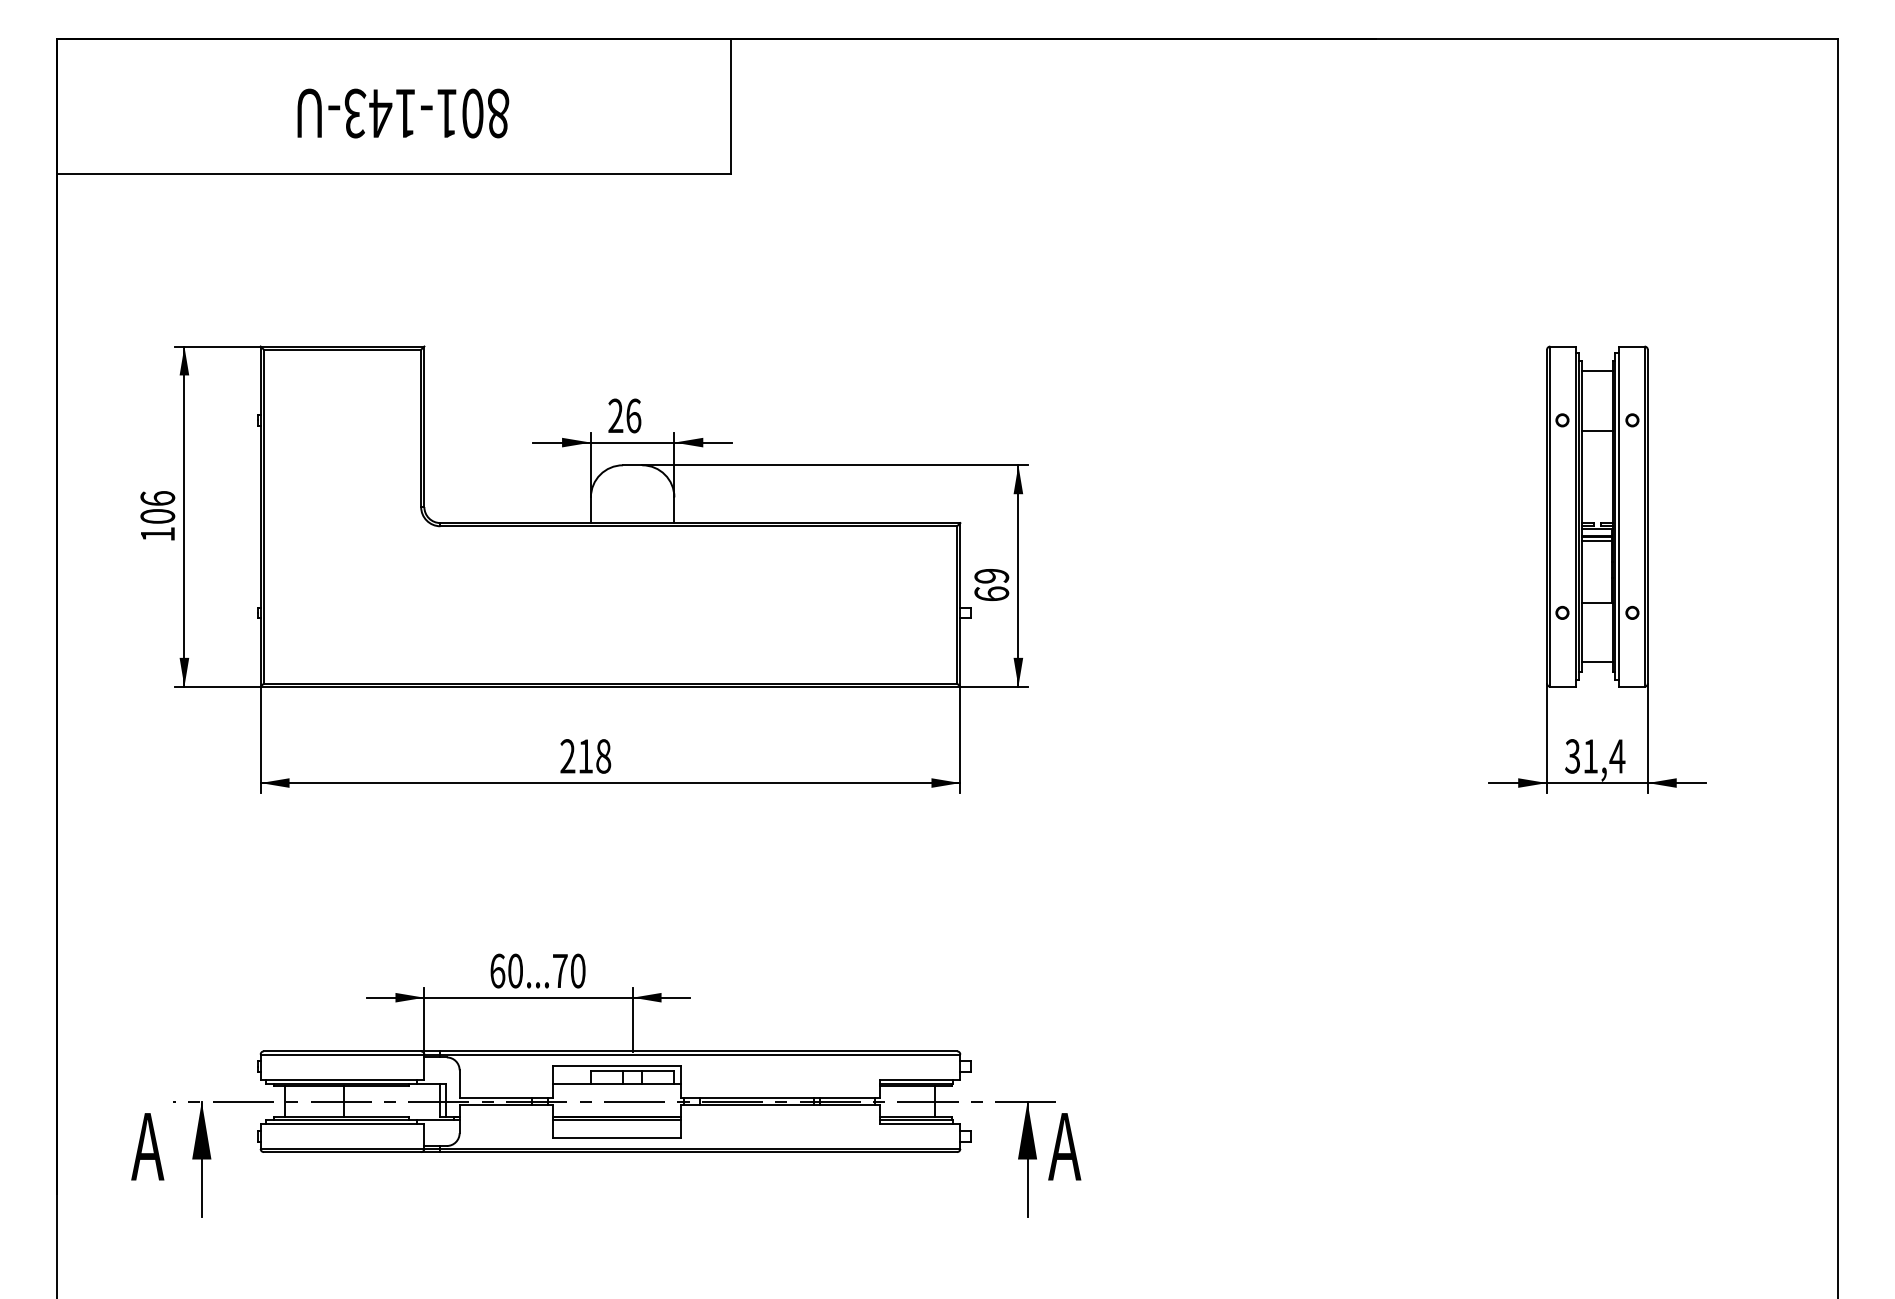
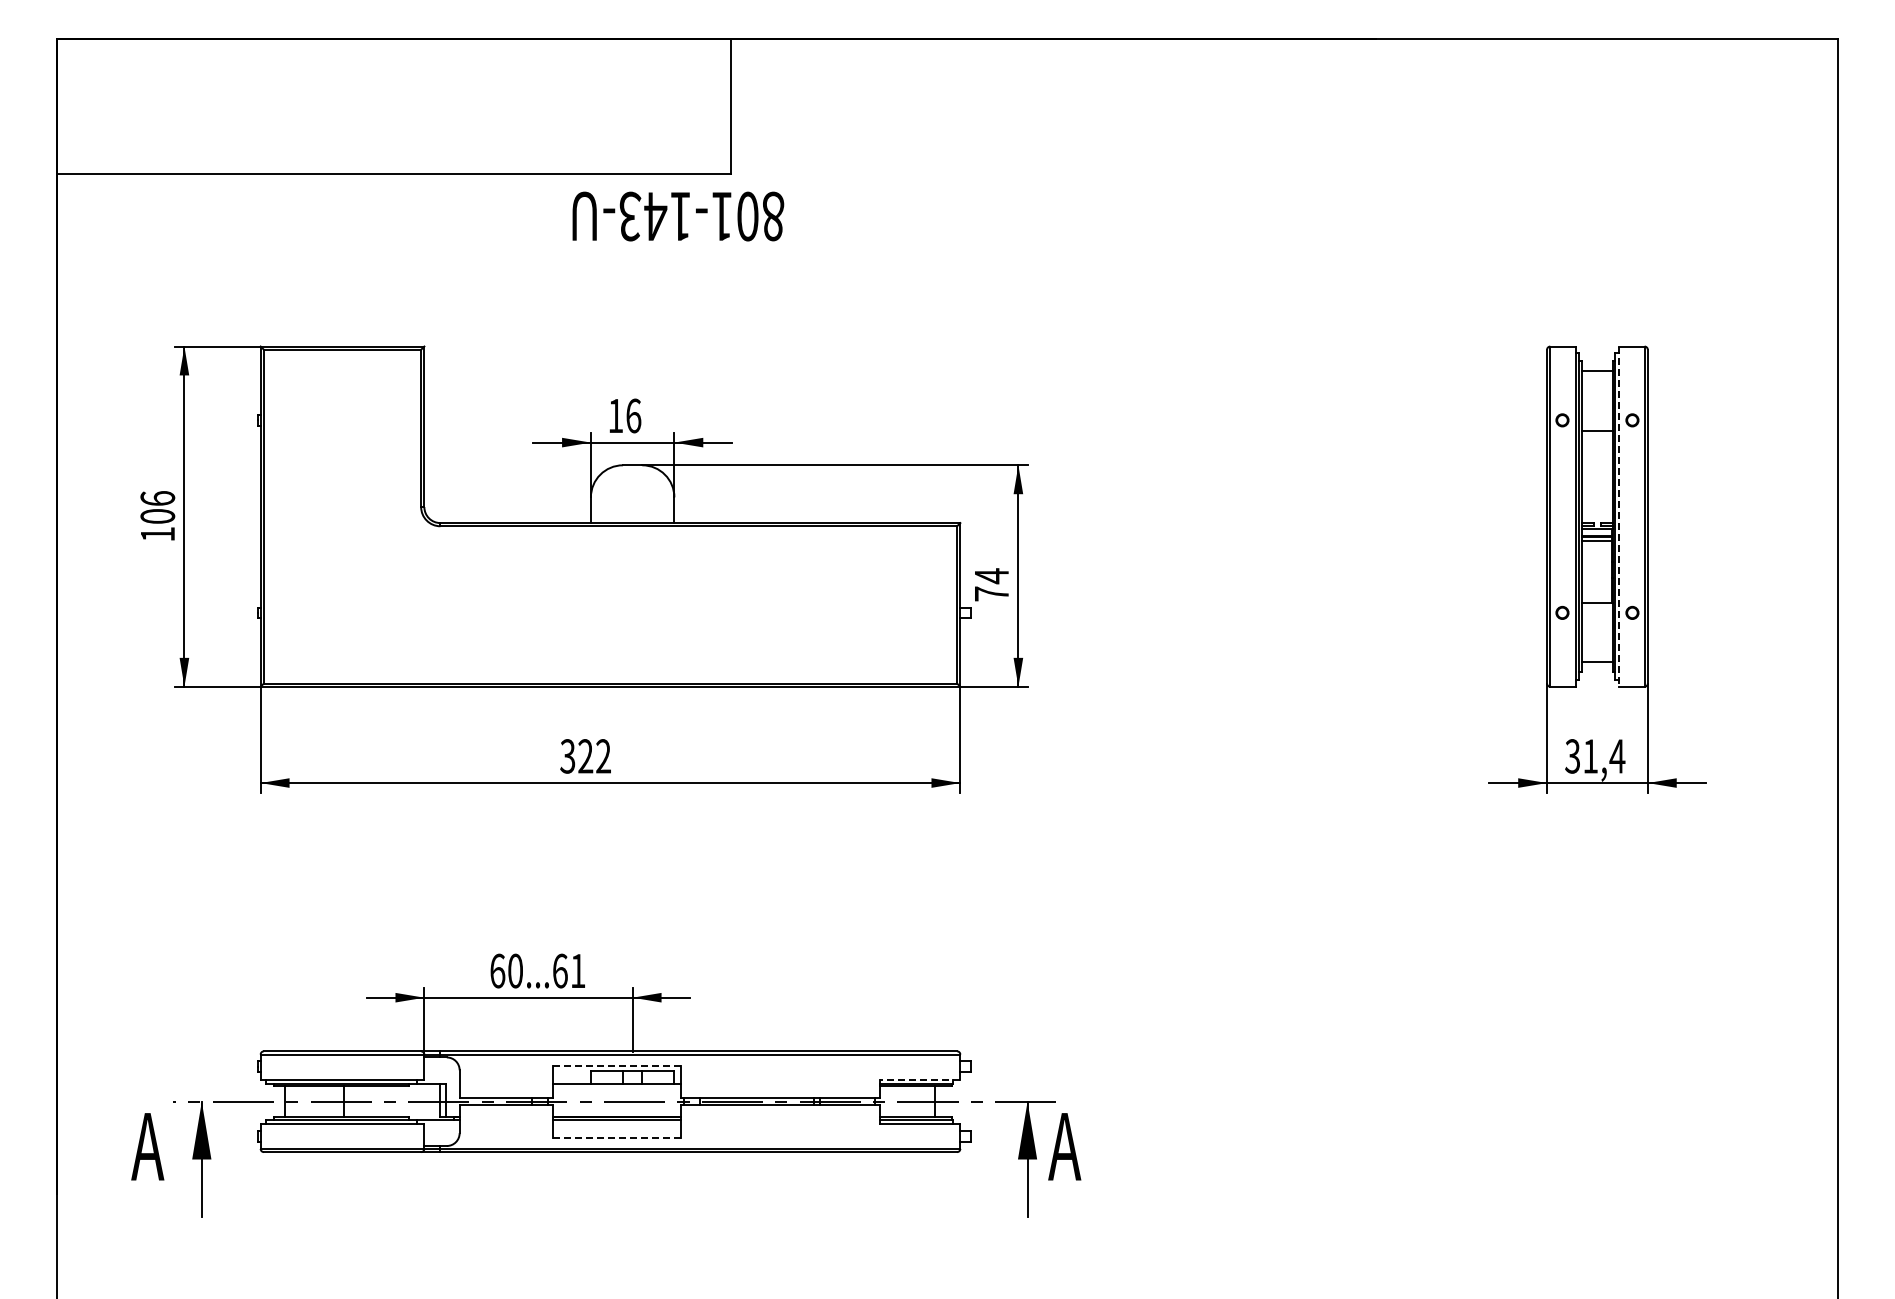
text position: (403, 113) -> (678, 216) (678, 216)
text: 26 -> 16 (615, 415)
line: solid -> dashed (1619, 517)
text: 69 -> 74 (991, 584)
text: 218 -> 322 (585, 756)
text: 60...70 -> 60...61 (569, 970)
line: solid -> dashed (617, 1065)
line: solid -> dashed (919, 1079)
line: solid -> dashed (617, 1137)
